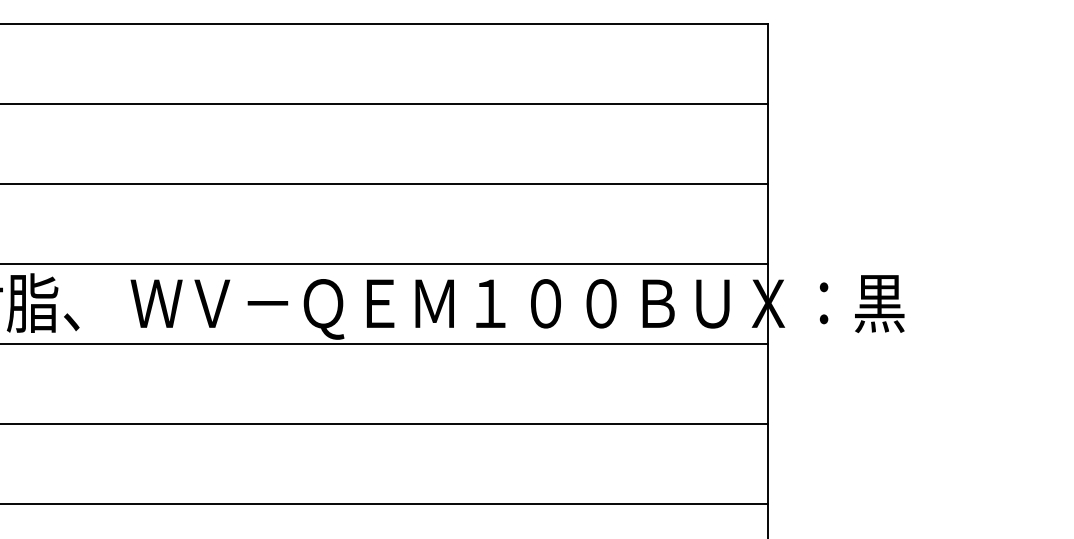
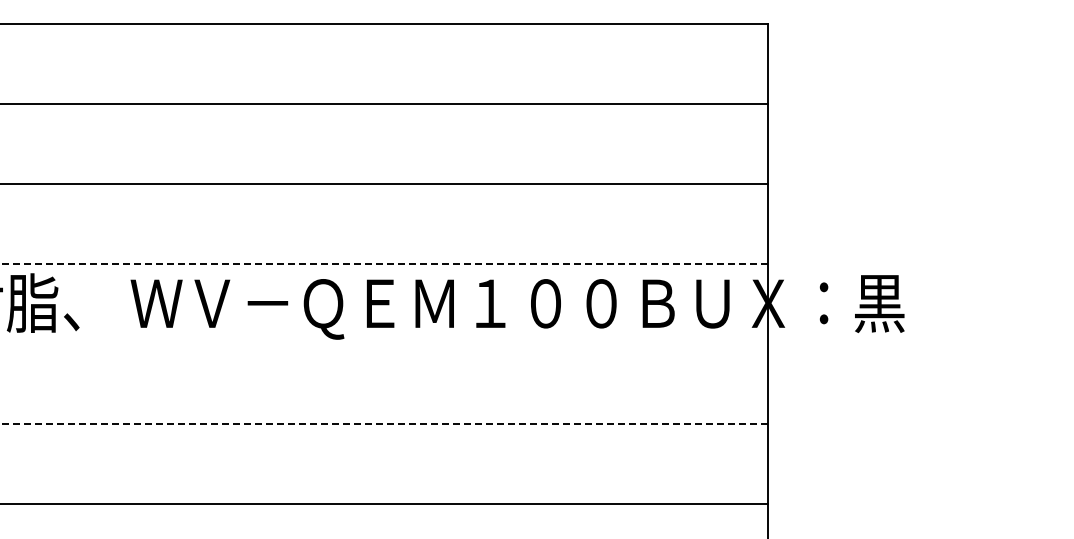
line: solid -> dashed (384, 263)
line: present -> none (384, 343)
line: solid -> dashed (384, 423)
